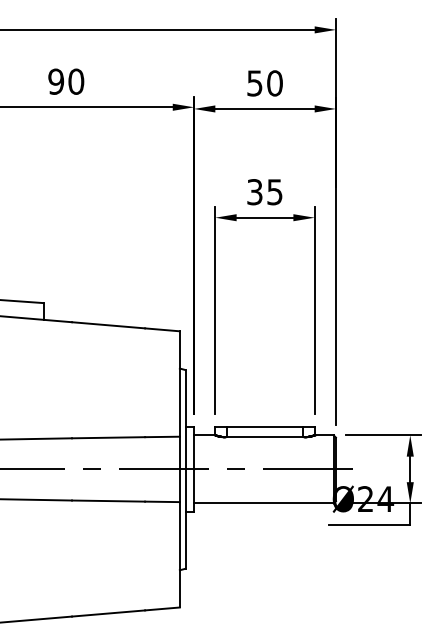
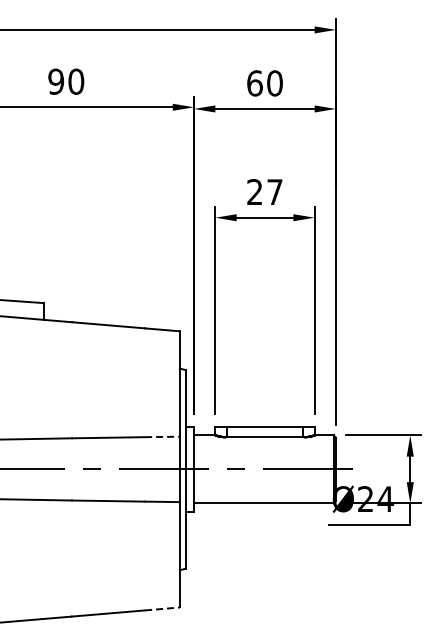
text: 50 -> 60 (254, 83)
text: 35 -> 27 (264, 192)
line: solid -> dashed (162, 436)
line: solid -> dashed (162, 608)
